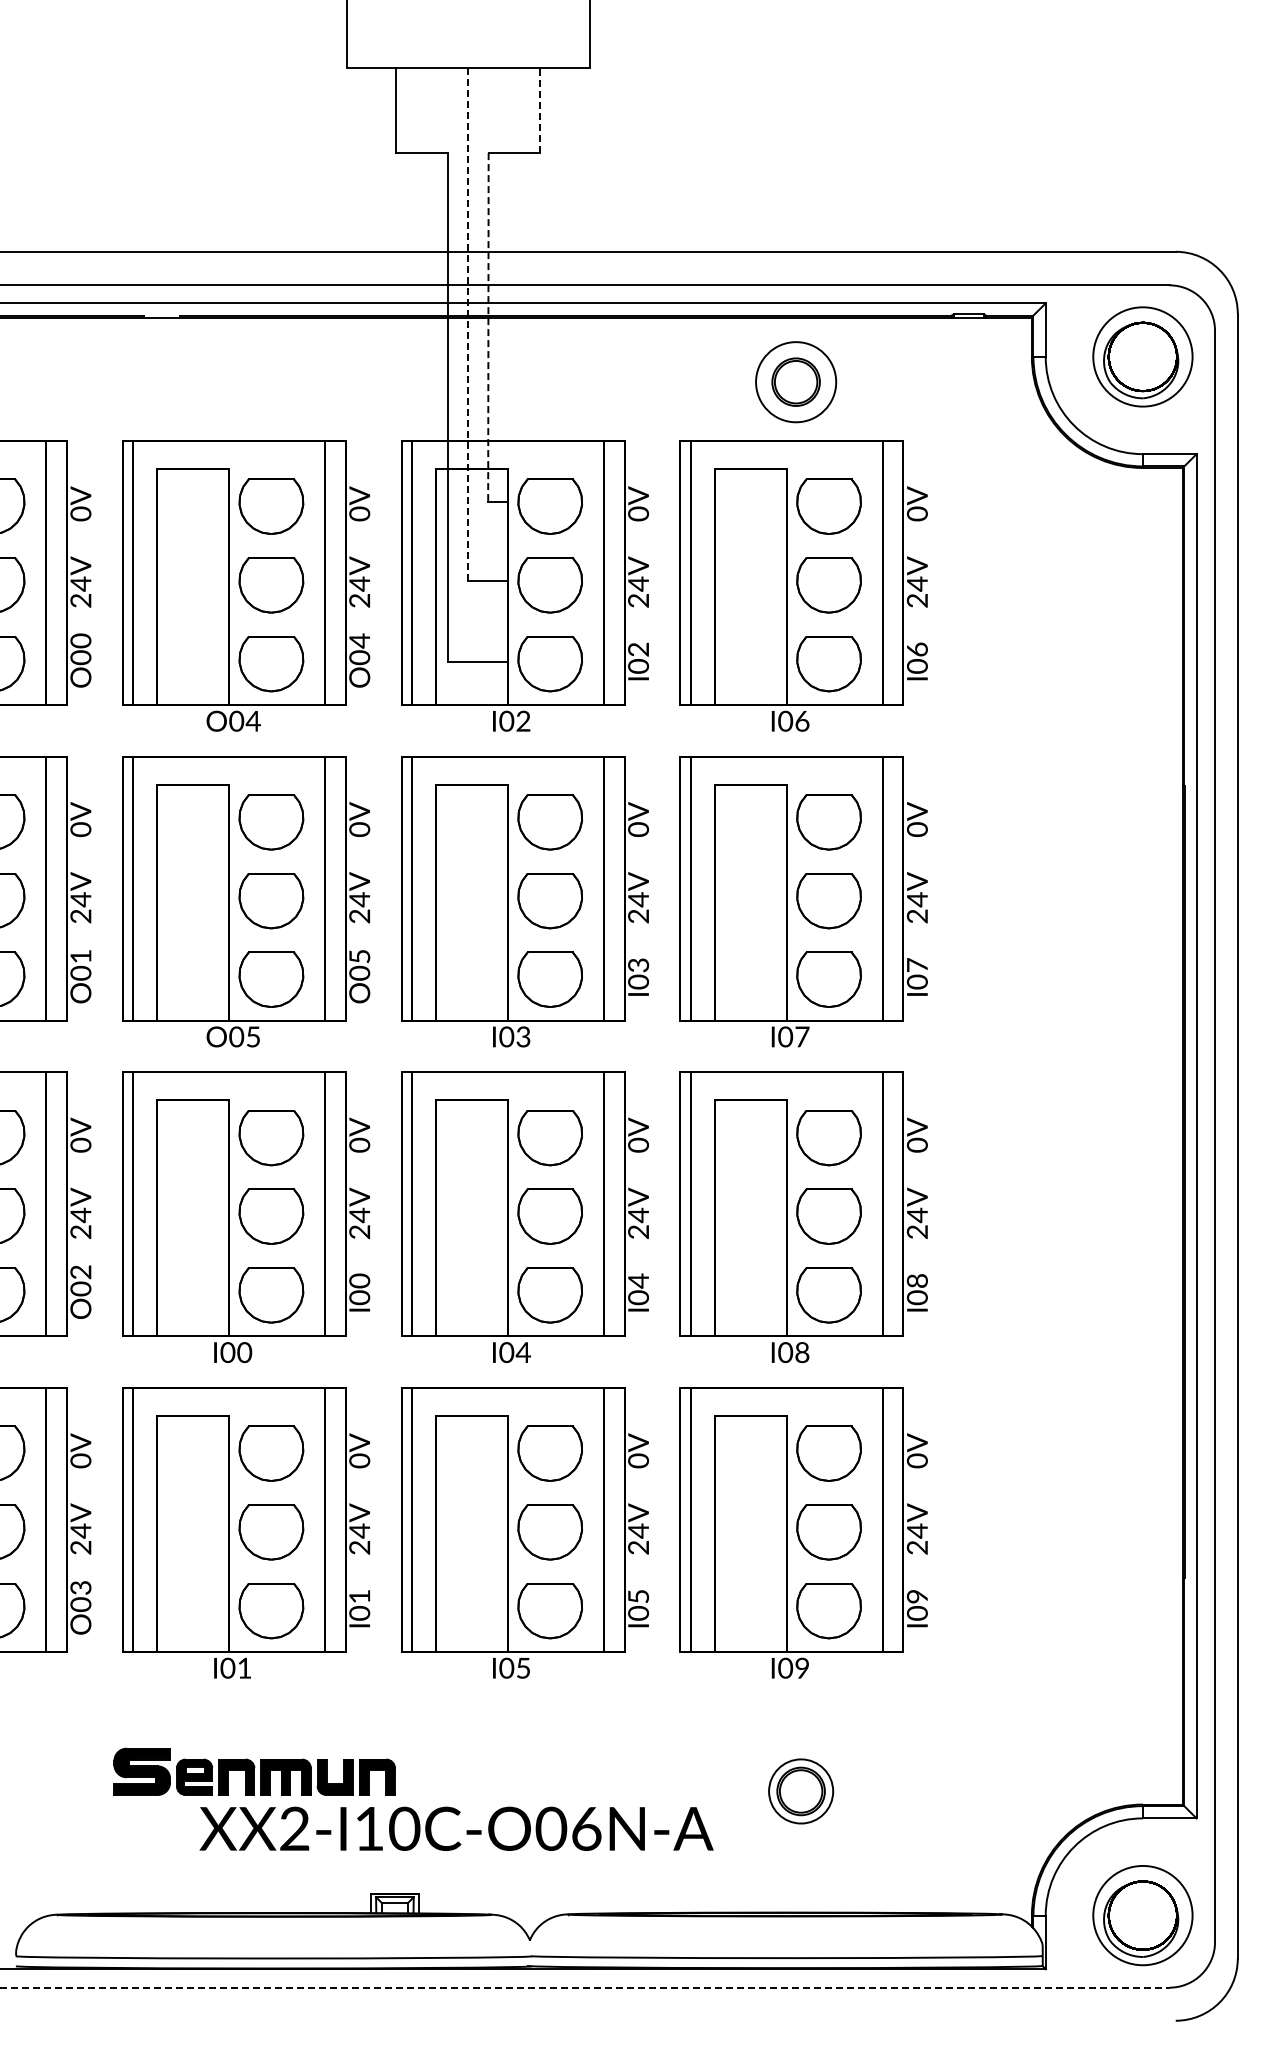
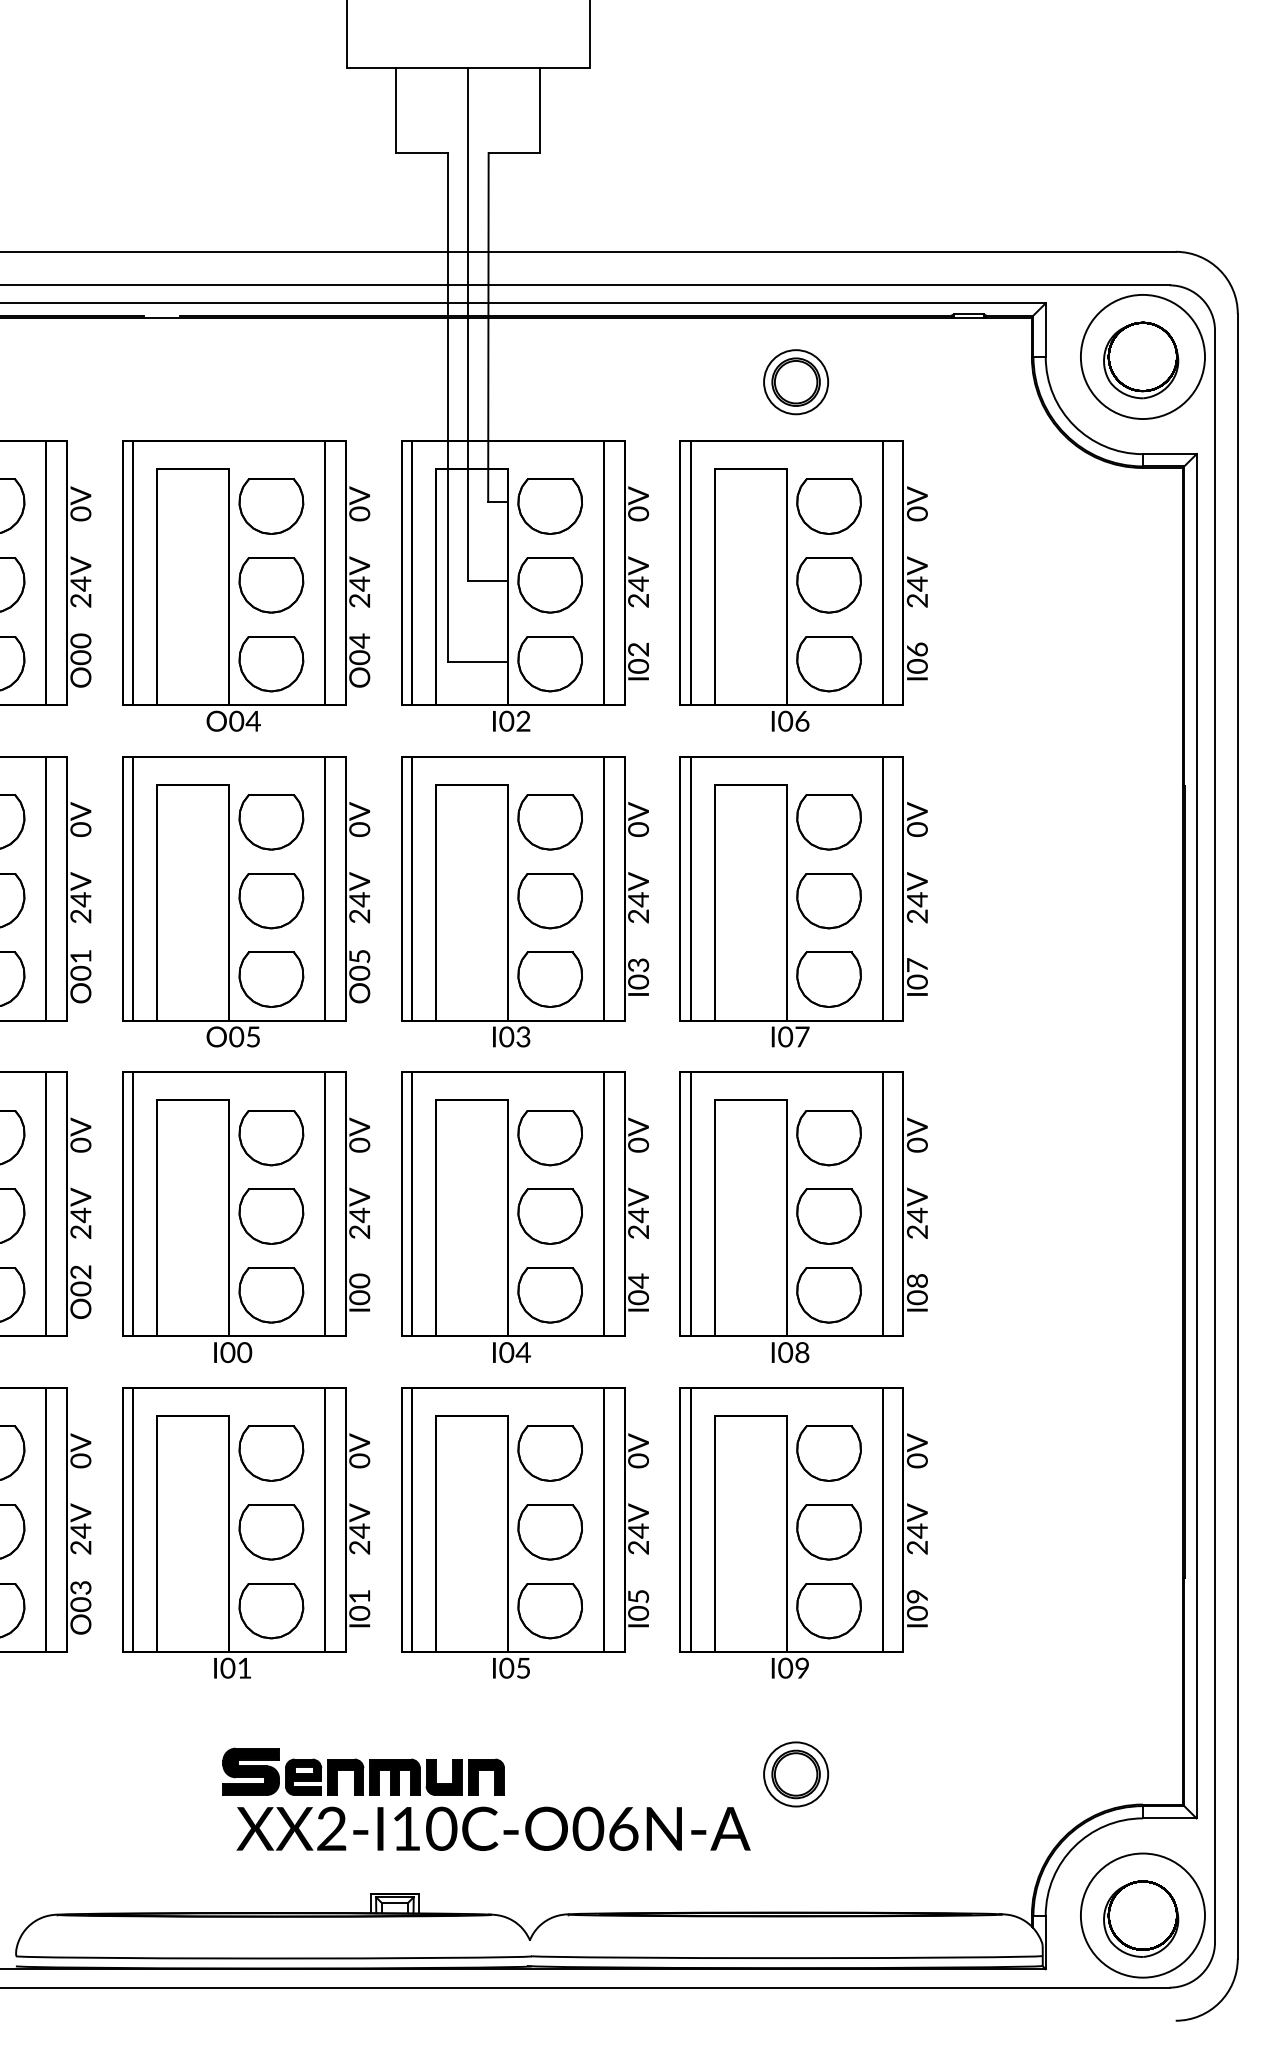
line: dashed -> solid (540, 110)
line: dashed -> solid (468, 324)
line: dashed -> solid (488, 328)
circle diameter: 99 px -> 124 px (1142, 356)
circle diameter: 80 px -> 64 px (796, 382)
part position: (254, 1771) -> (363, 1771) (363, 1771)
part position: (801, 1791) -> (796, 1774) (796, 1774)
text position: (456, 1828) -> (493, 1828) (493, 1828)
circle diameter: 99 px -> 124 px (1142, 1915)
line: dashed -> solid (584, 1987)
